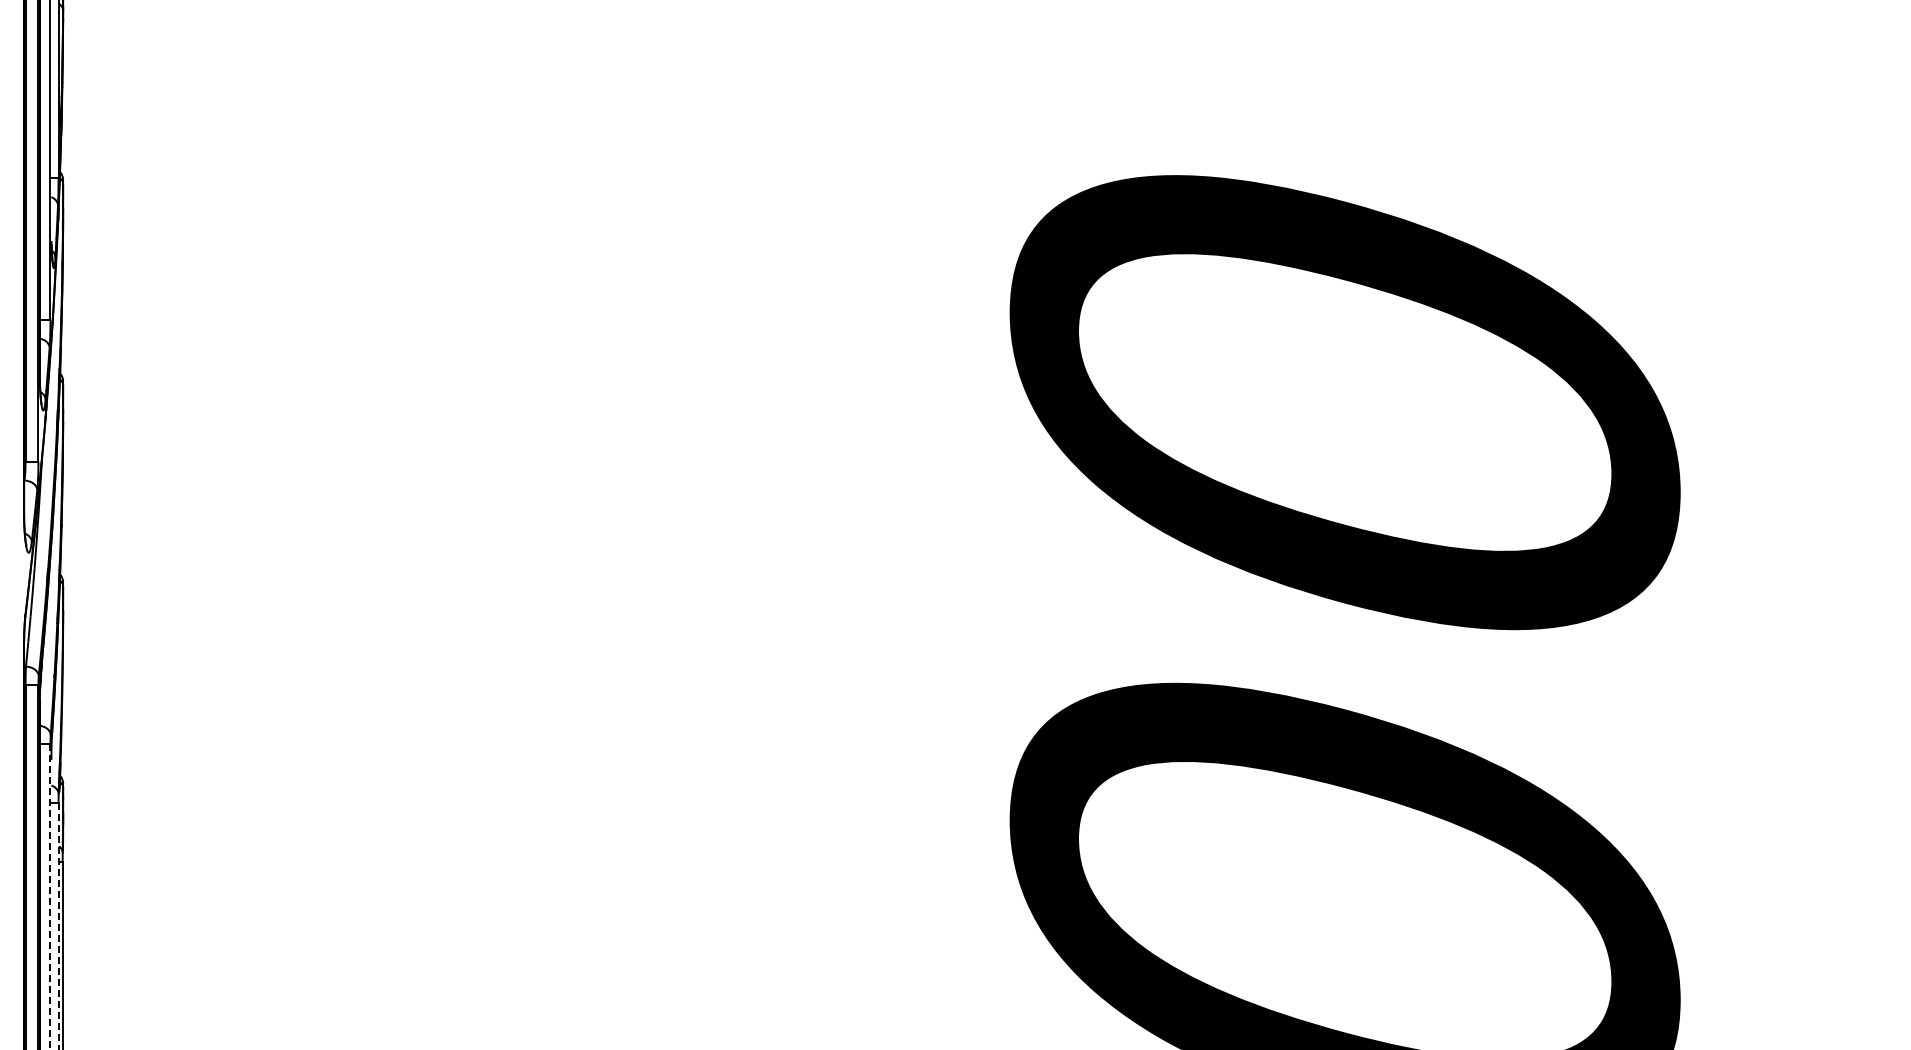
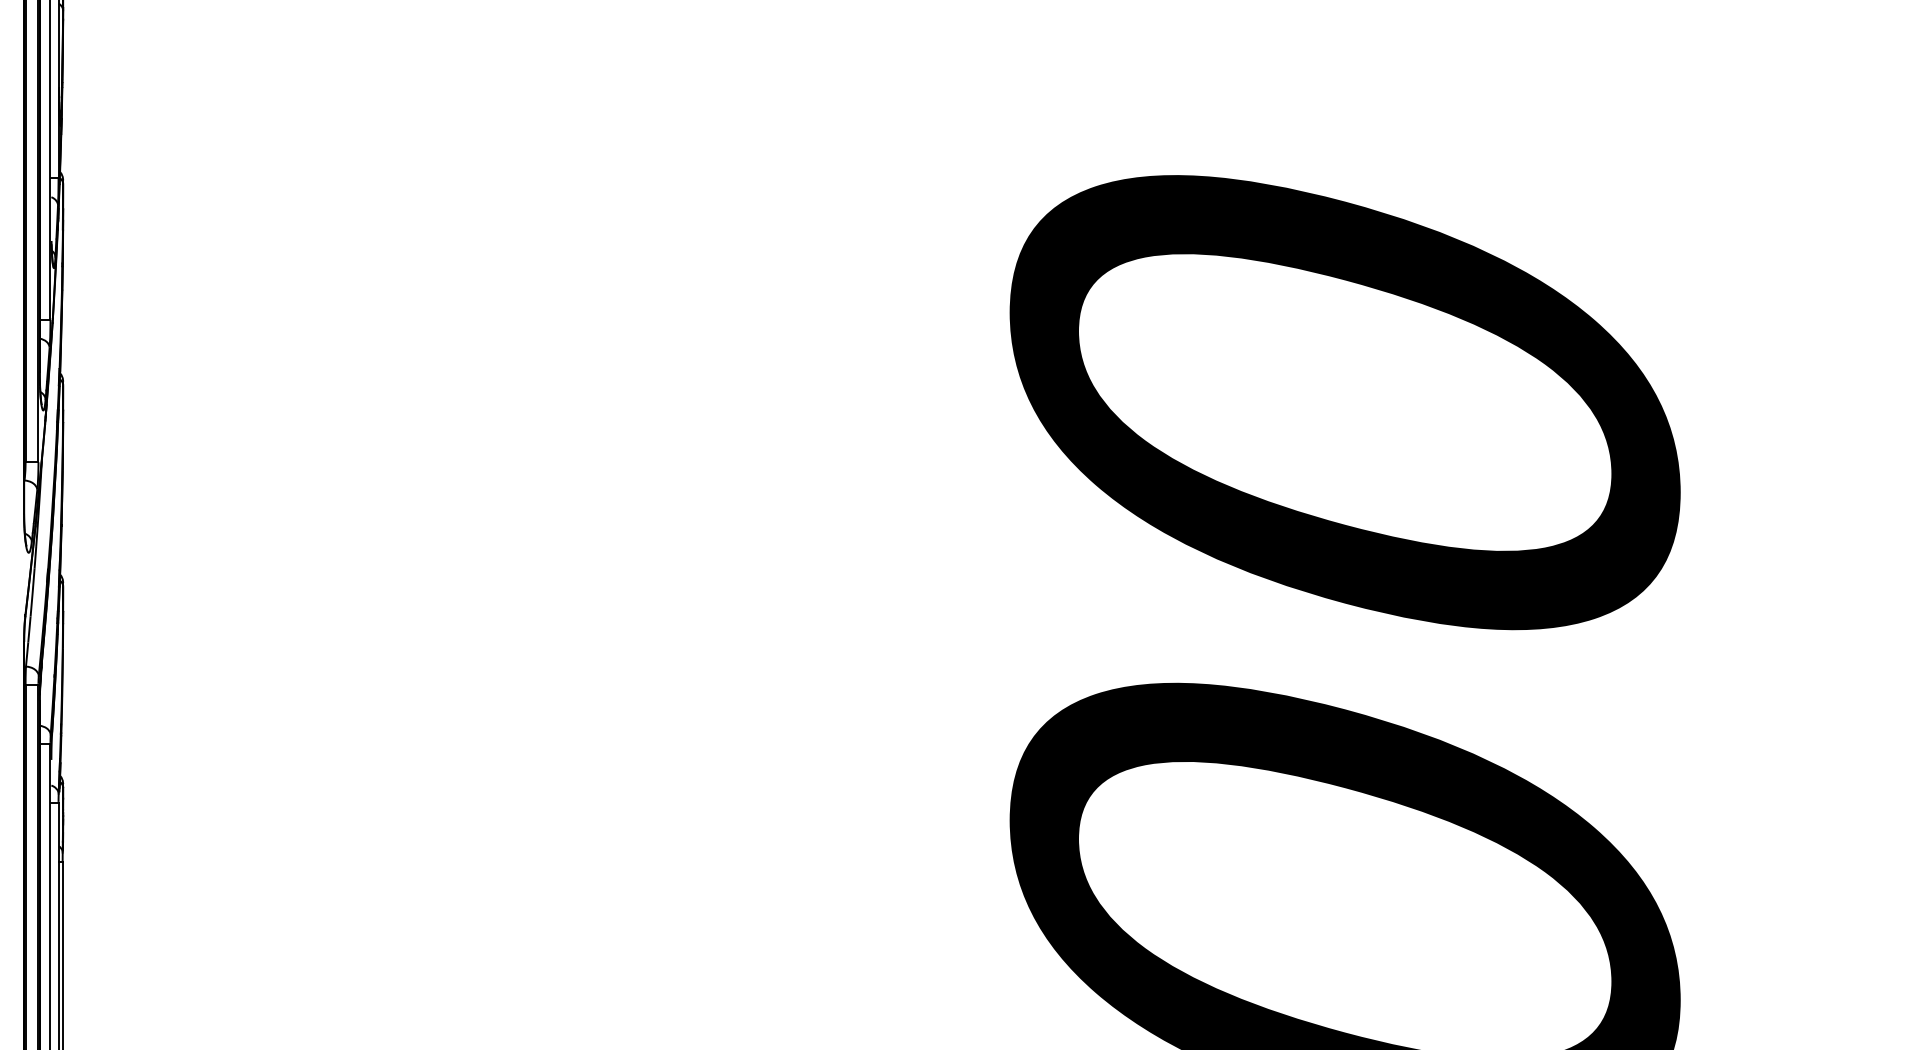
line: dashed -> solid (50, 896)
line: dashed -> solid (58, 926)
